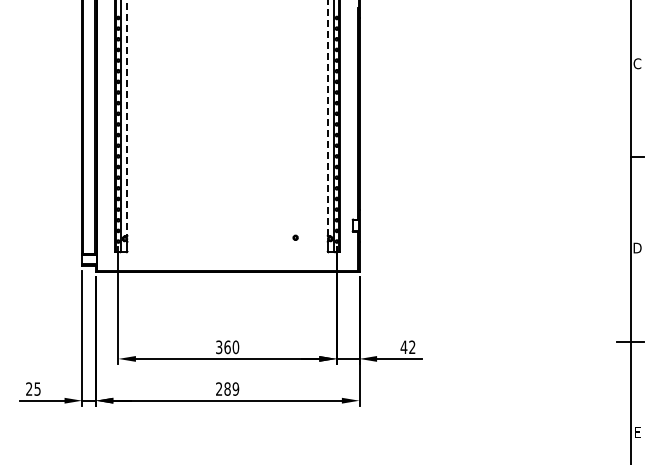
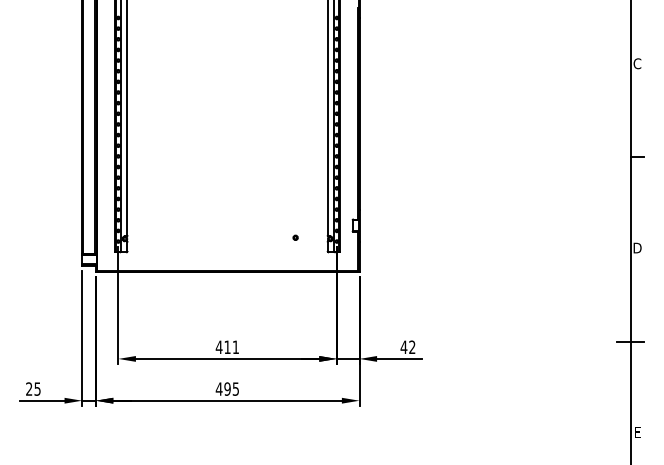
line: dashed -> solid (127, 118)
line: dashed -> solid (327, 118)
text: 360 -> 411 (227, 347)
text: 289 -> 495 (227, 388)
